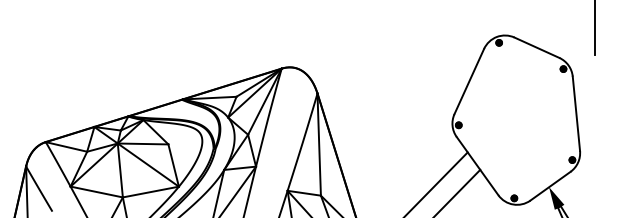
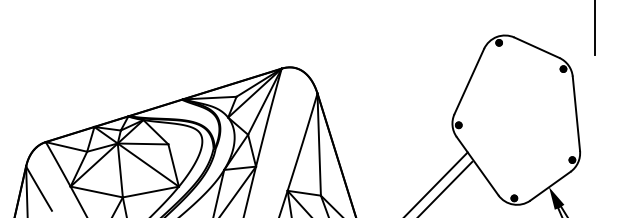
line position: (458, 191) -> (446, 187) (446, 187)
